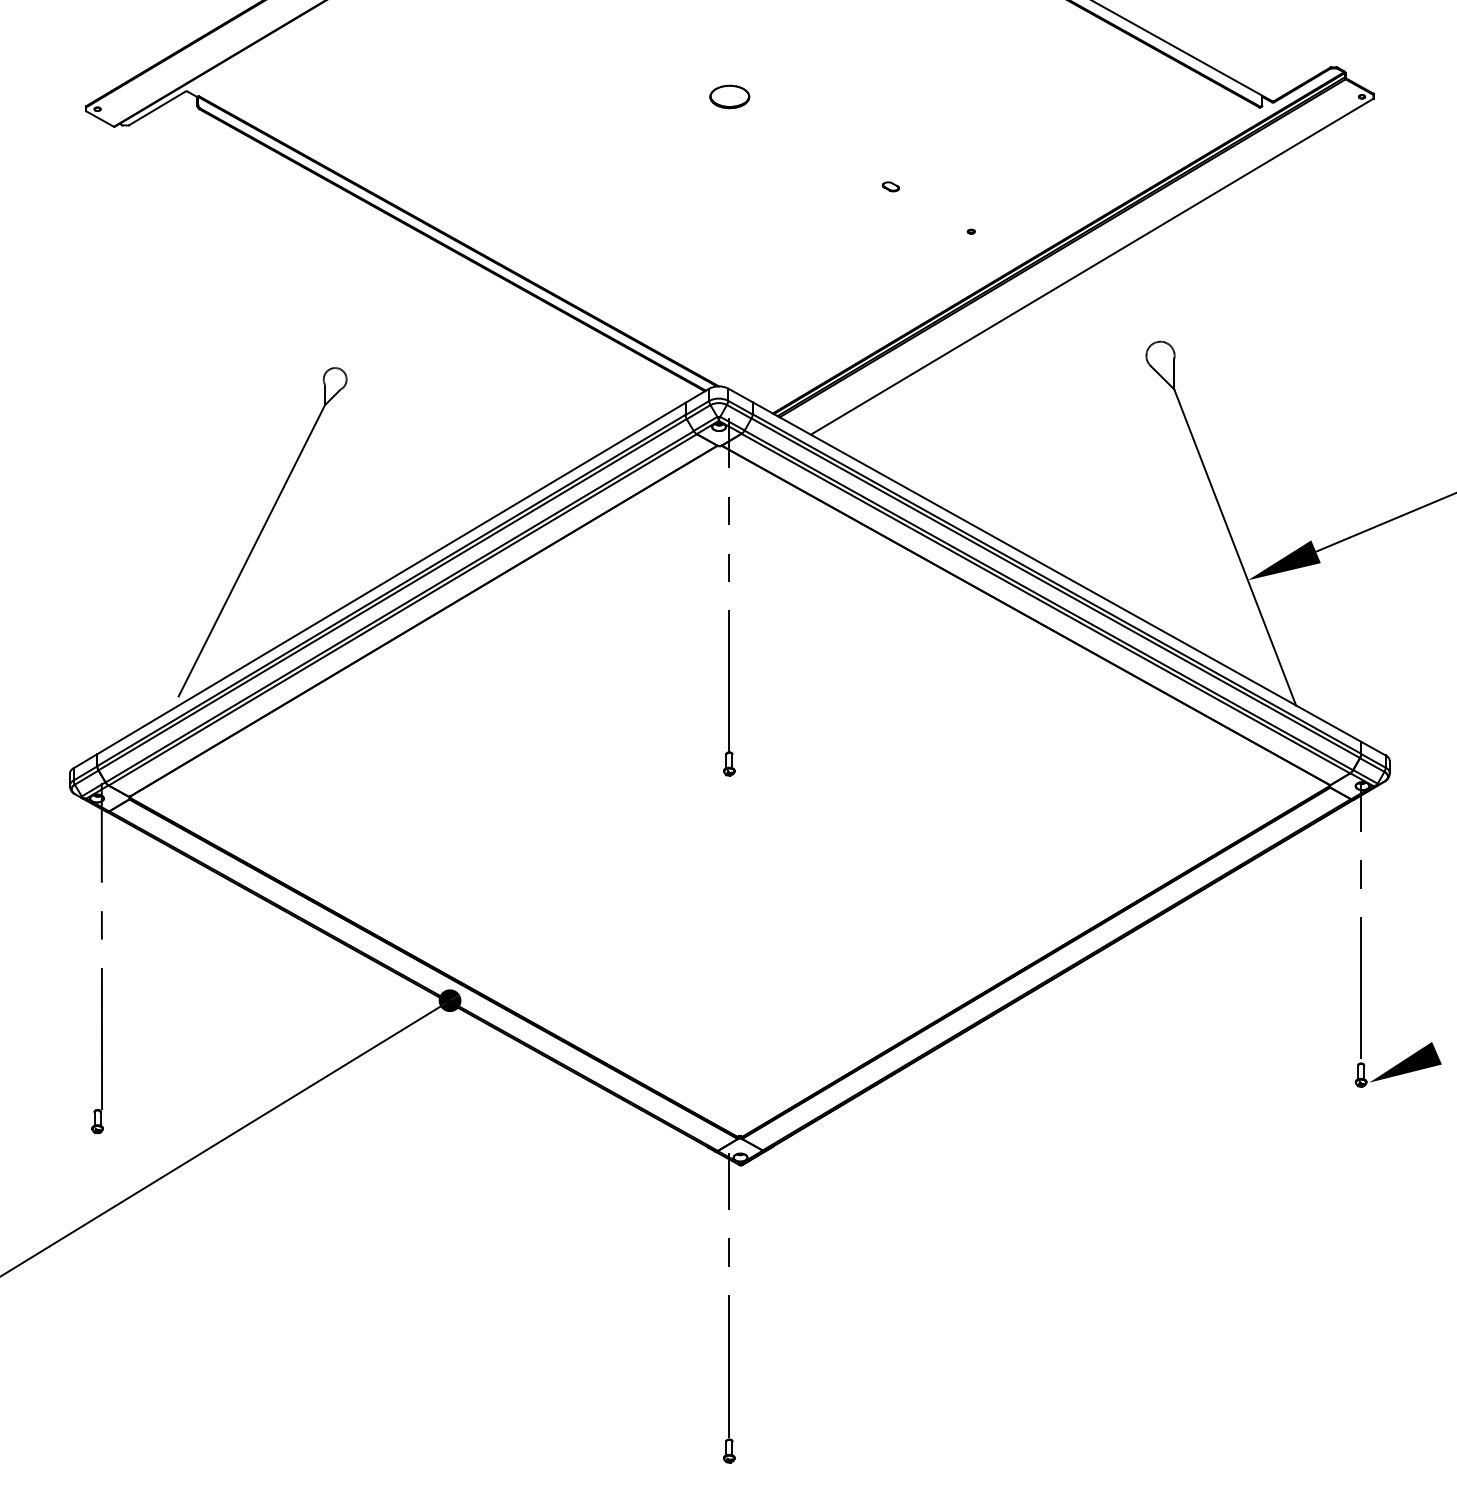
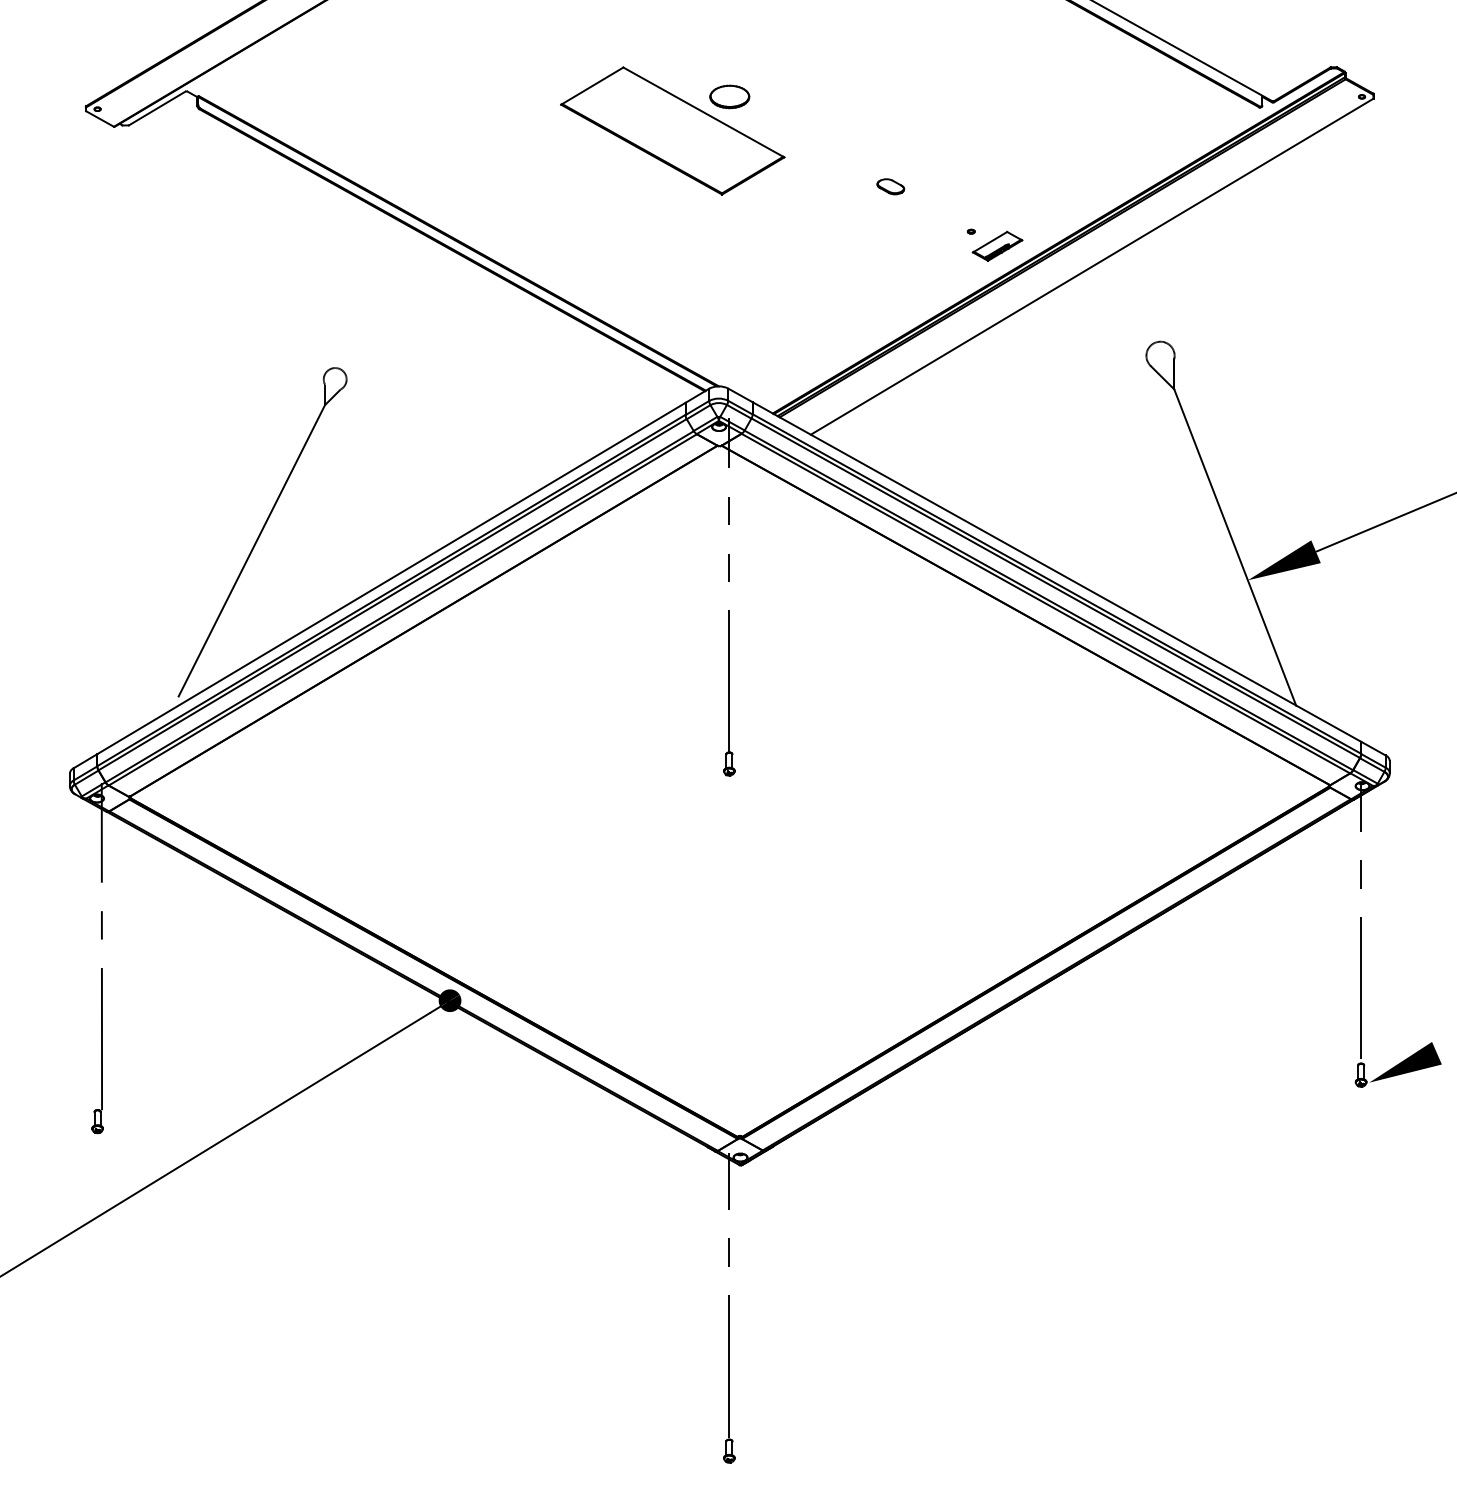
part: none -> present (672, 130)
part size: 19x12 px -> 30x18 px (890, 186)
part: none -> present (997, 245)
